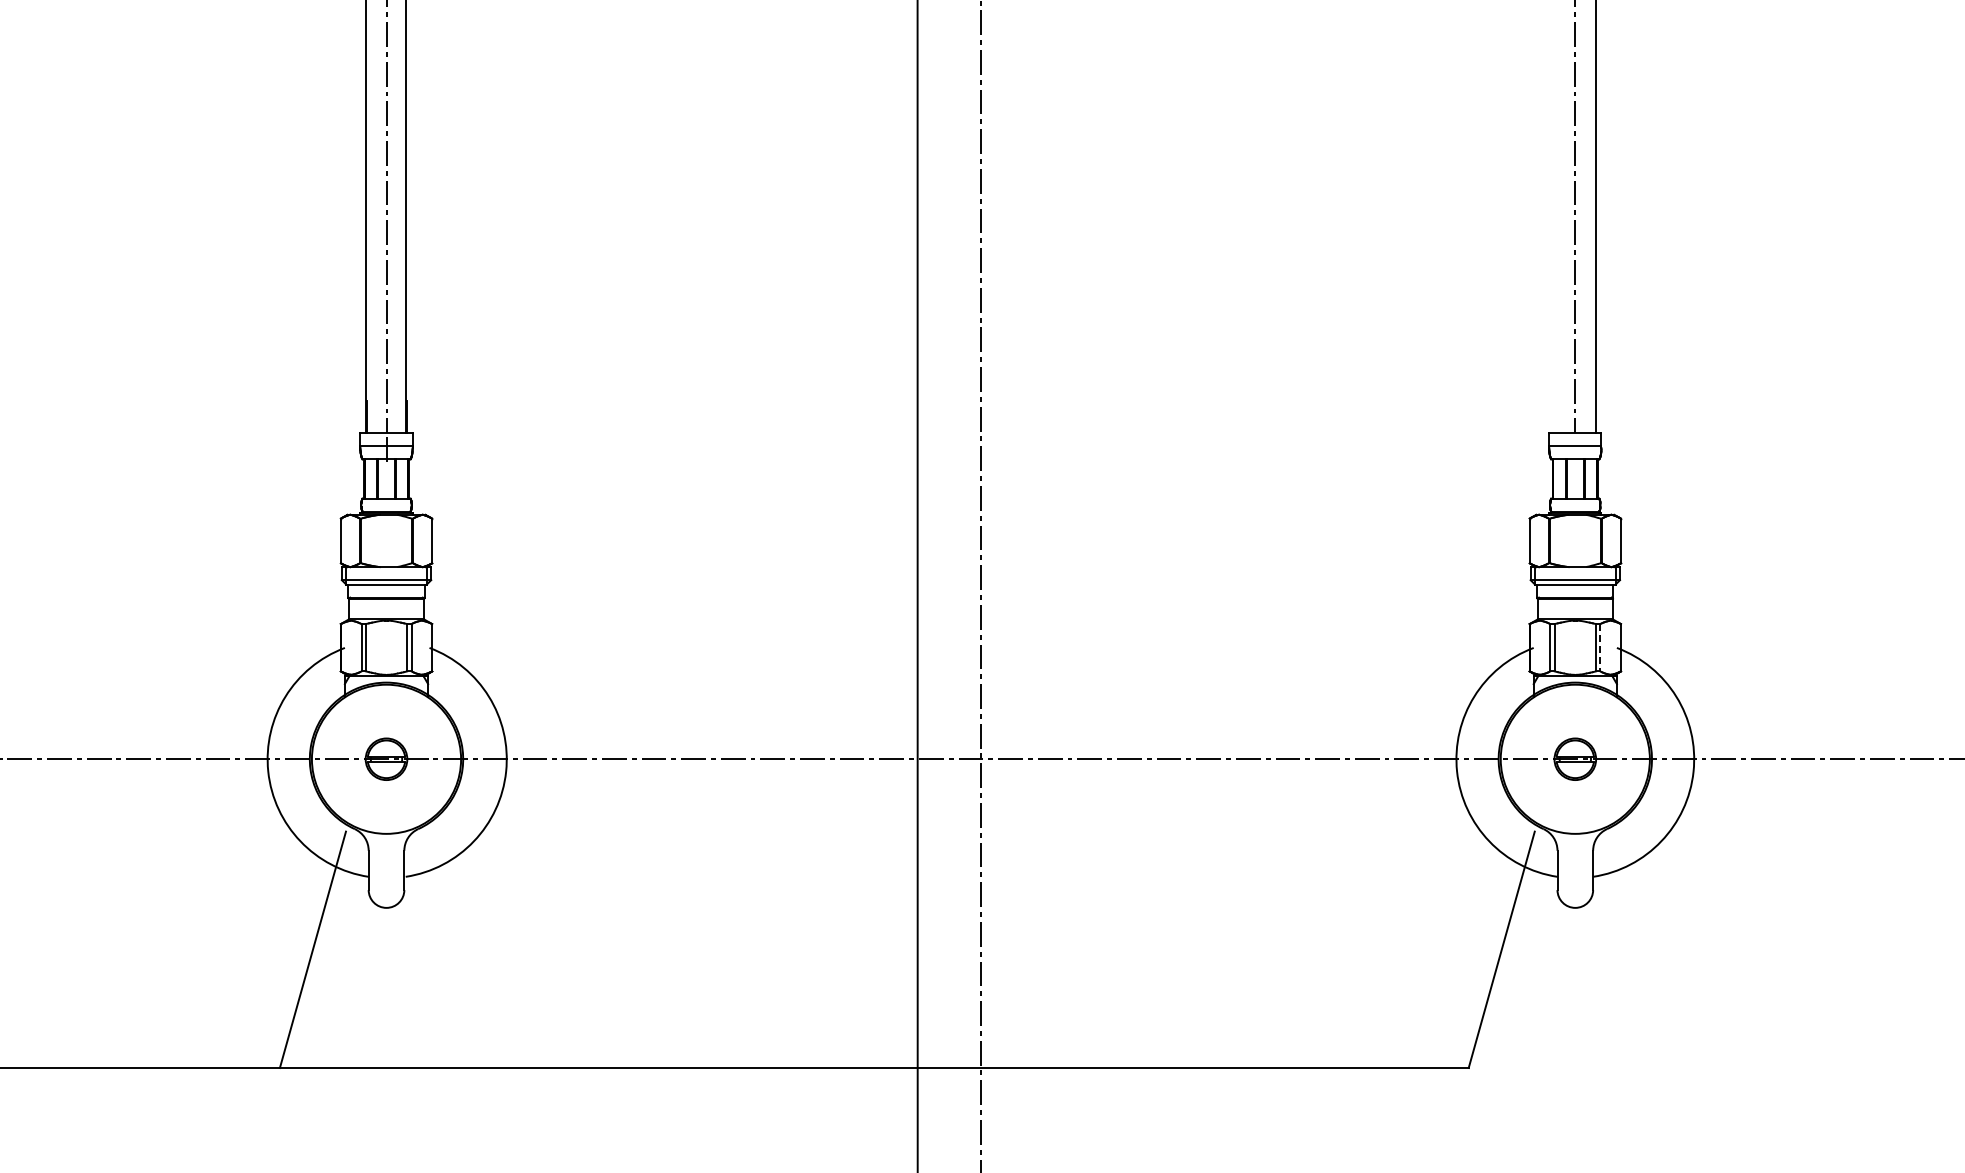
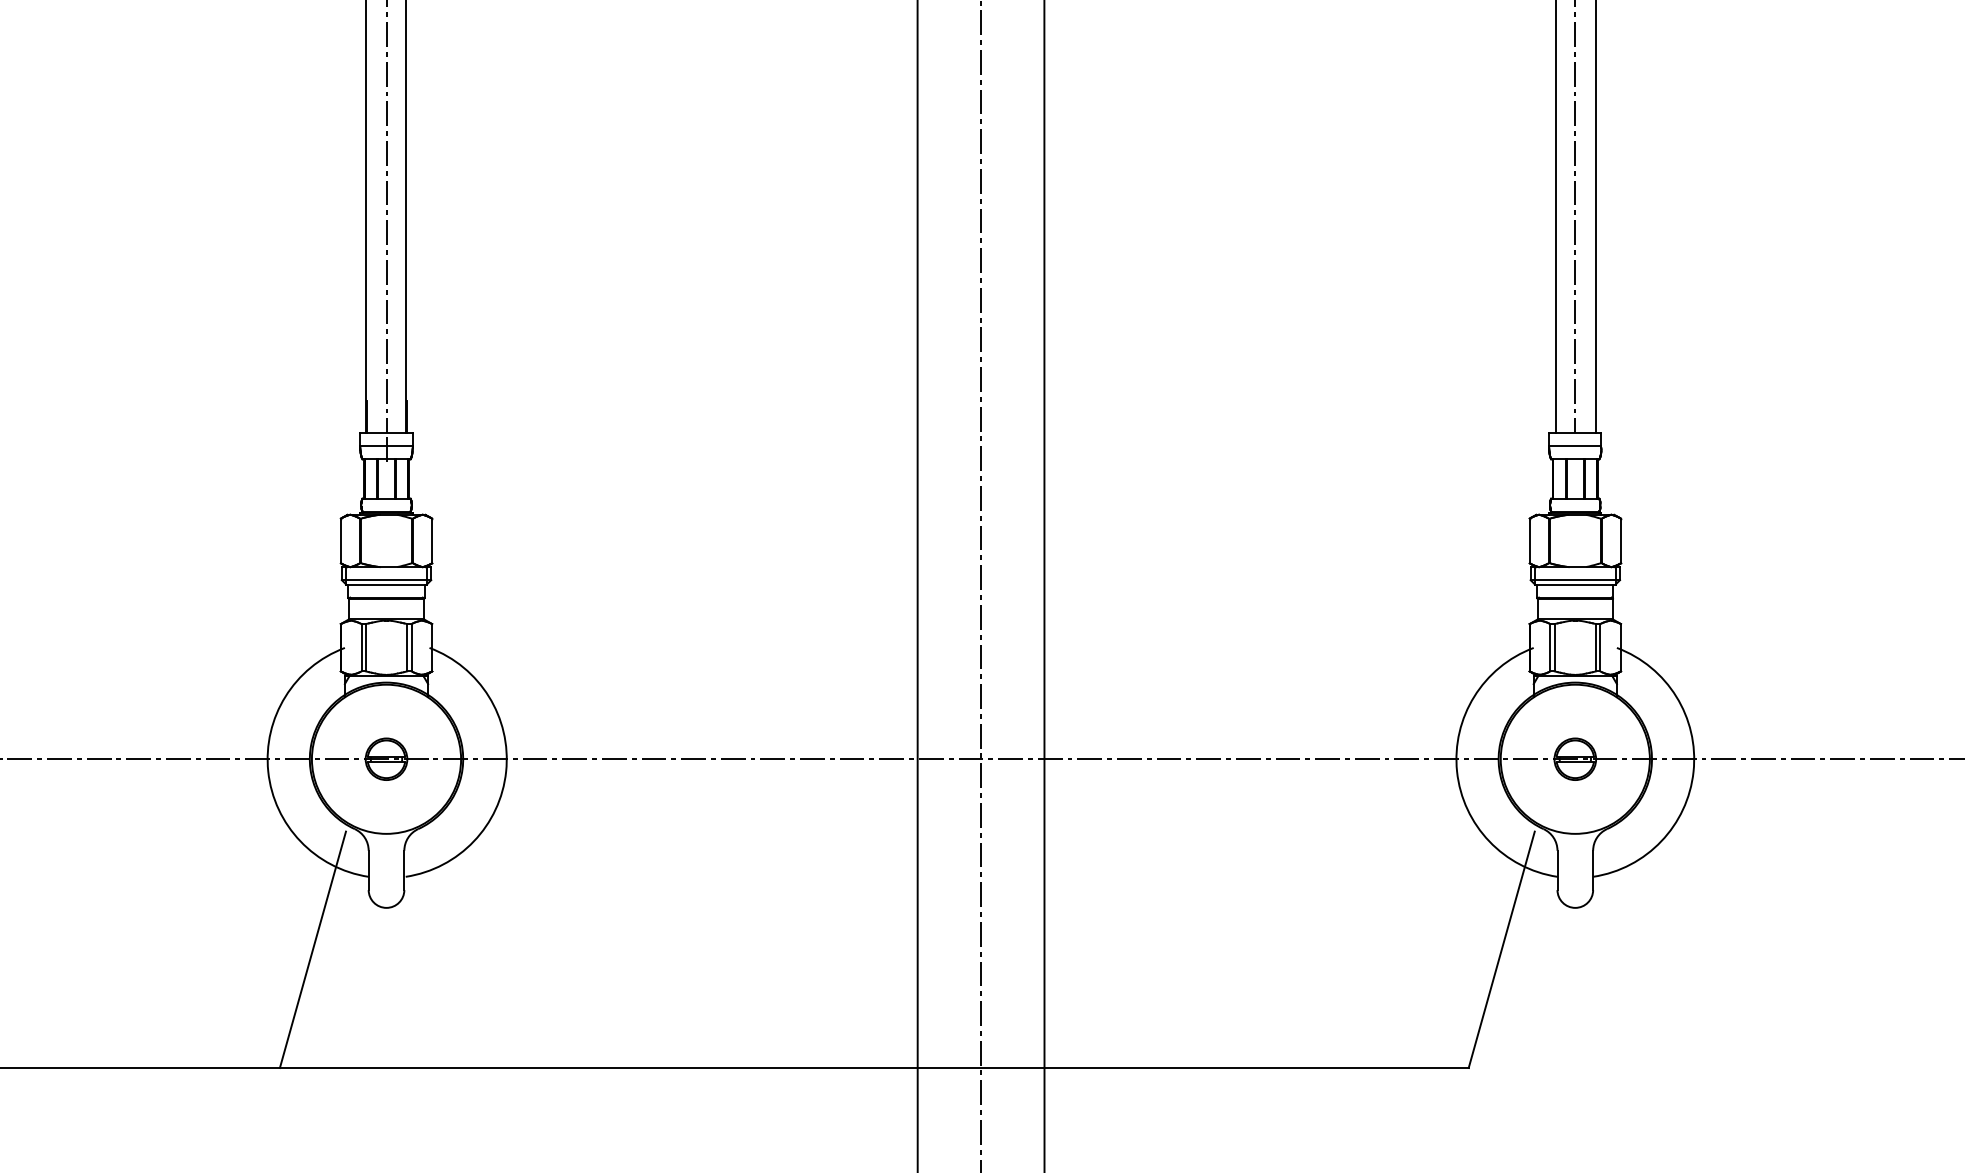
line: none -> present (1556, 217)
line: none -> present (1044, 585)
line: dashed -> solid (1600, 647)
